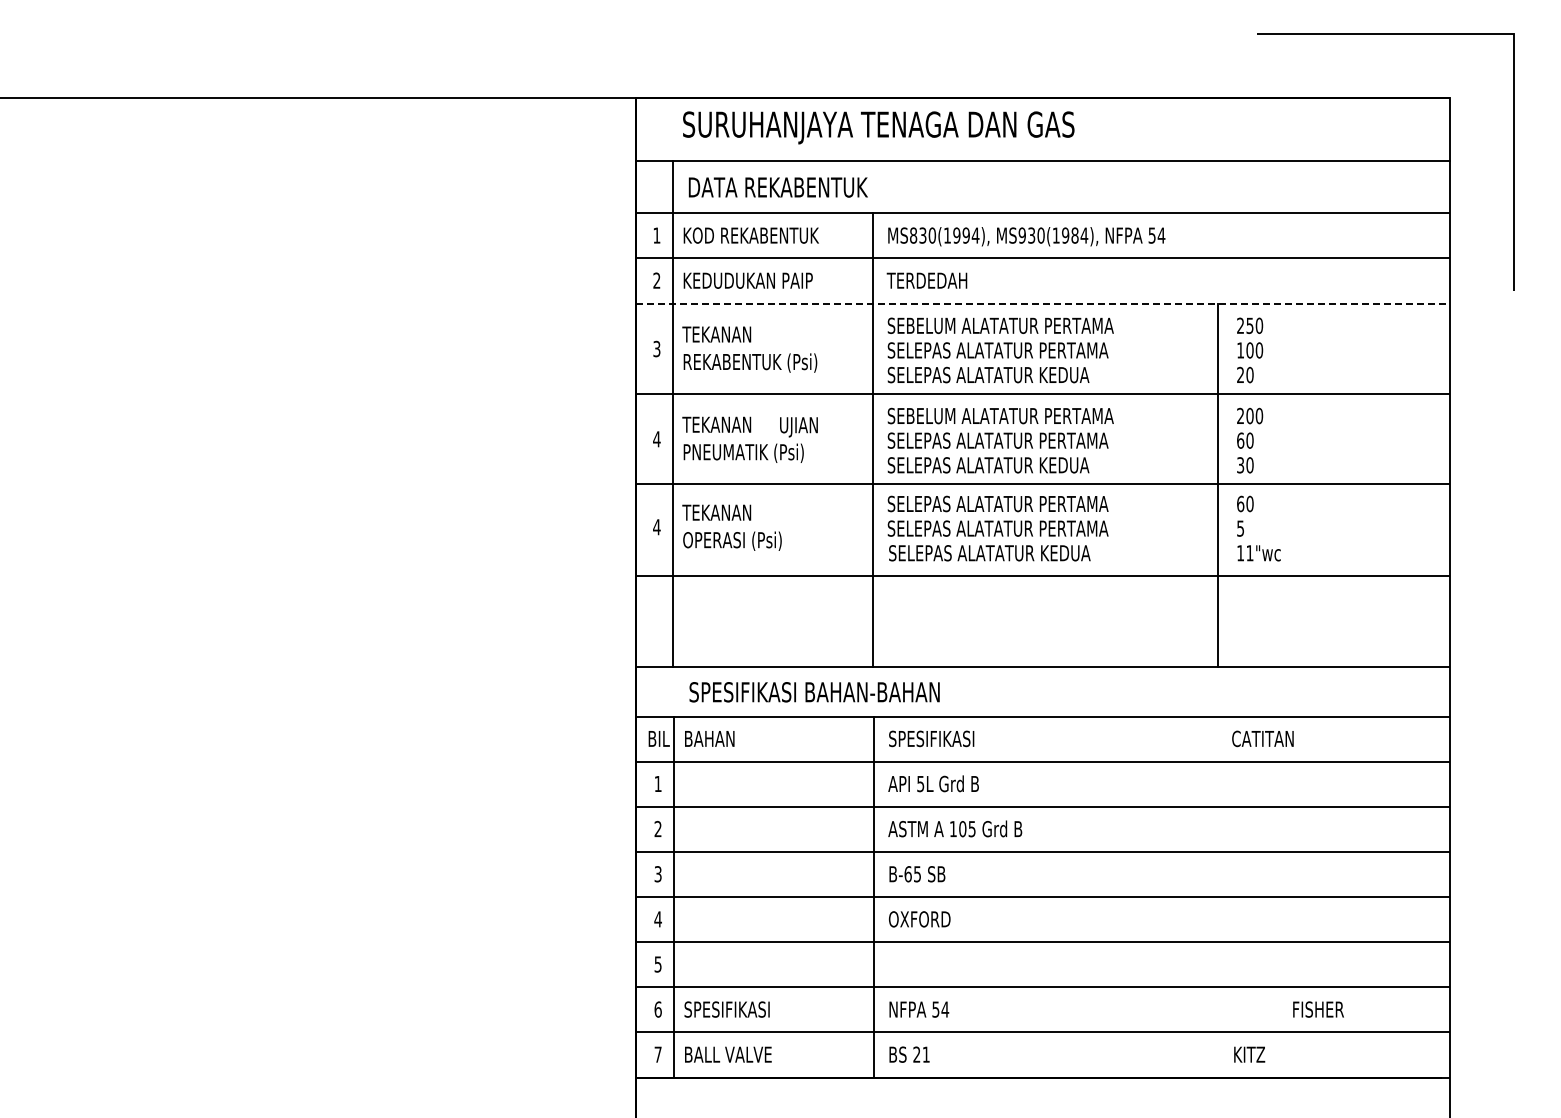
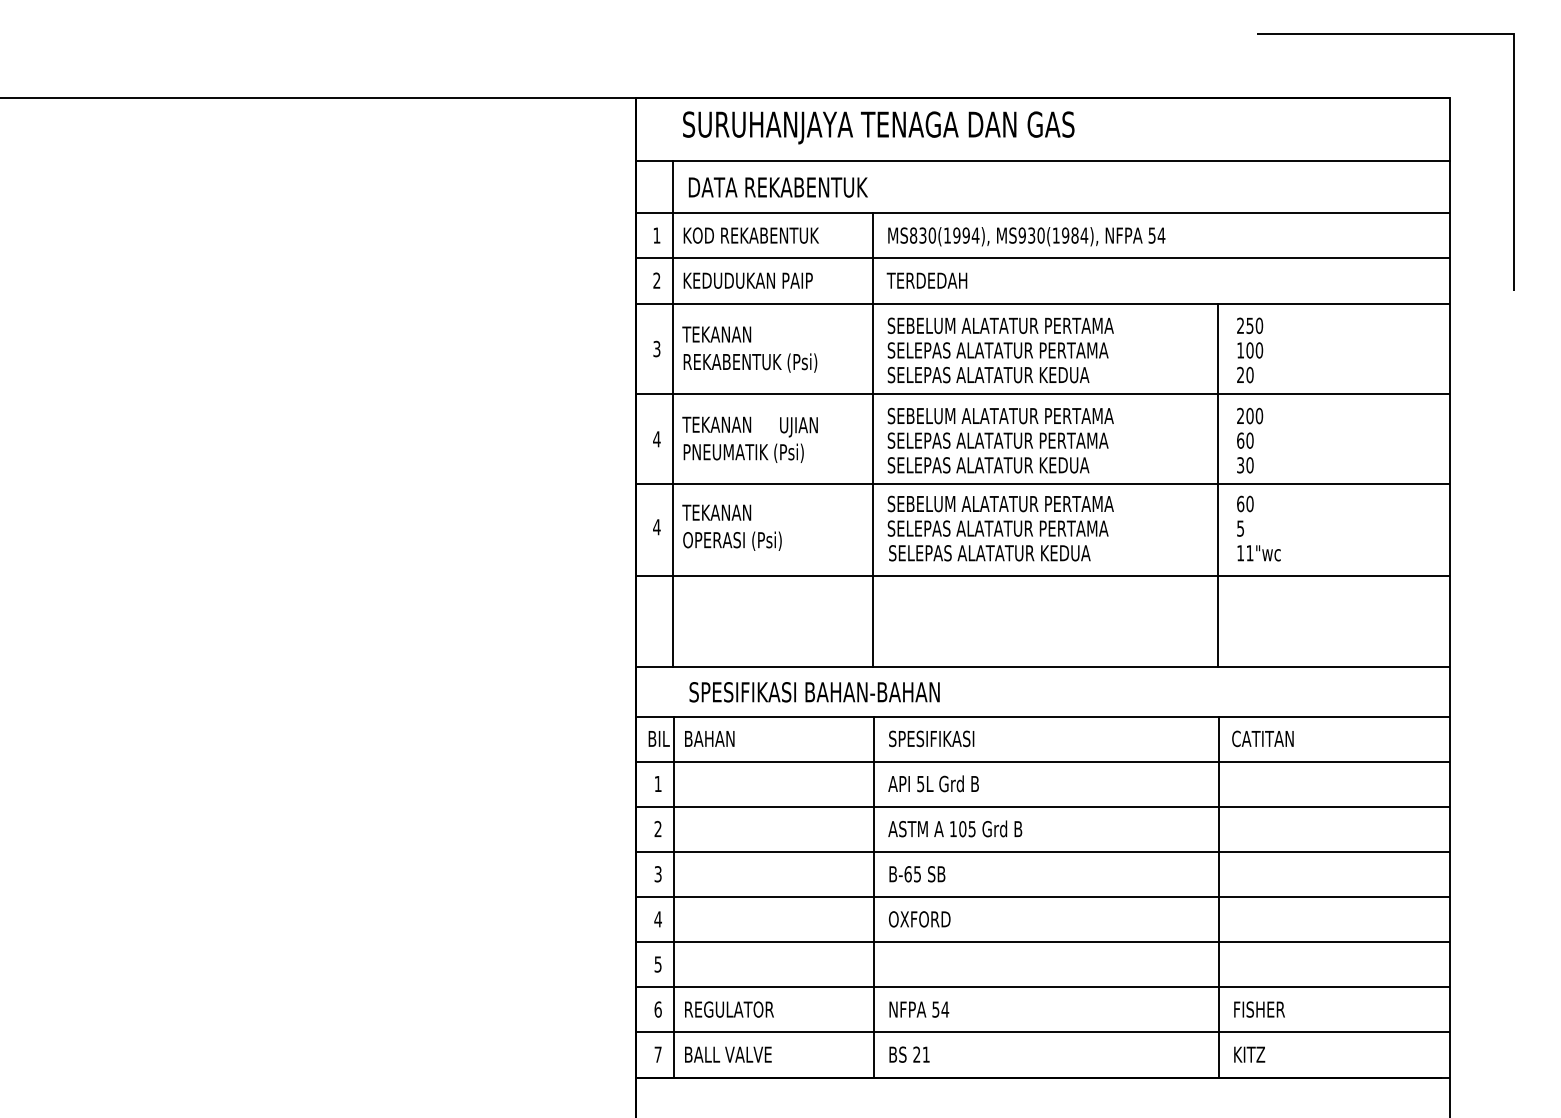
line: dashed -> solid (1042, 303)
text: SELEPAS ALATATUR PERTAMA -> SEBELUM ALATATUR PERTAMA (1010, 503)
line: none -> present (1219, 896)
text: SPESIFIKASI -> REGULATOR (728, 1009)
text position: (1318, 1009) -> (1259, 1009) (1259, 1009)
